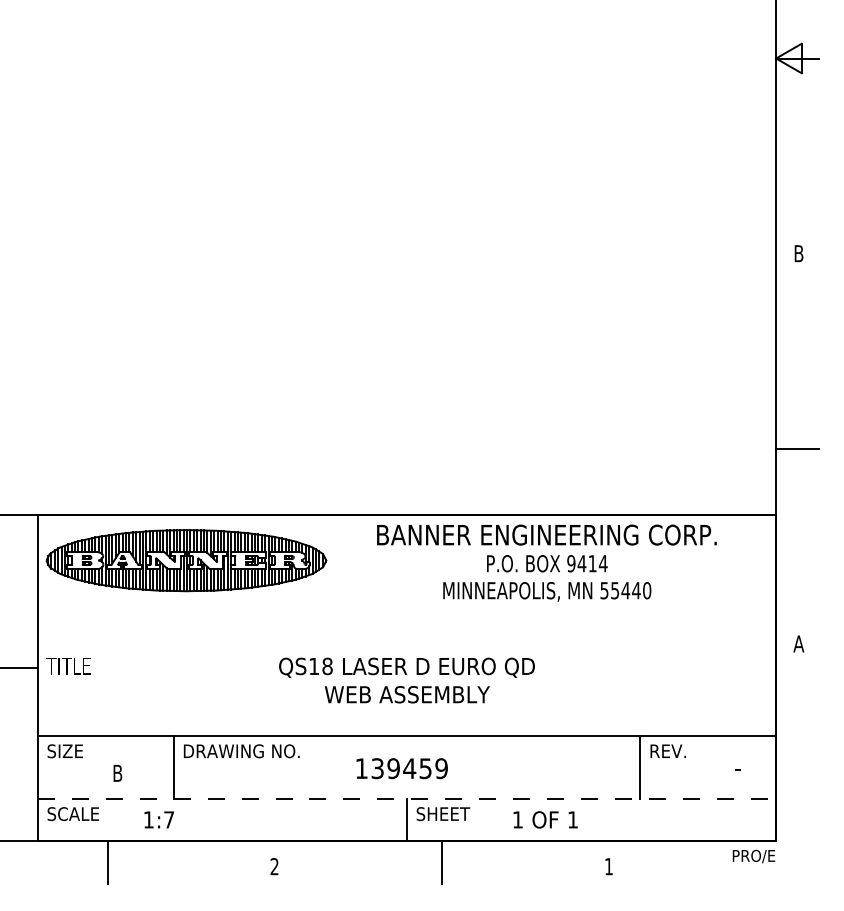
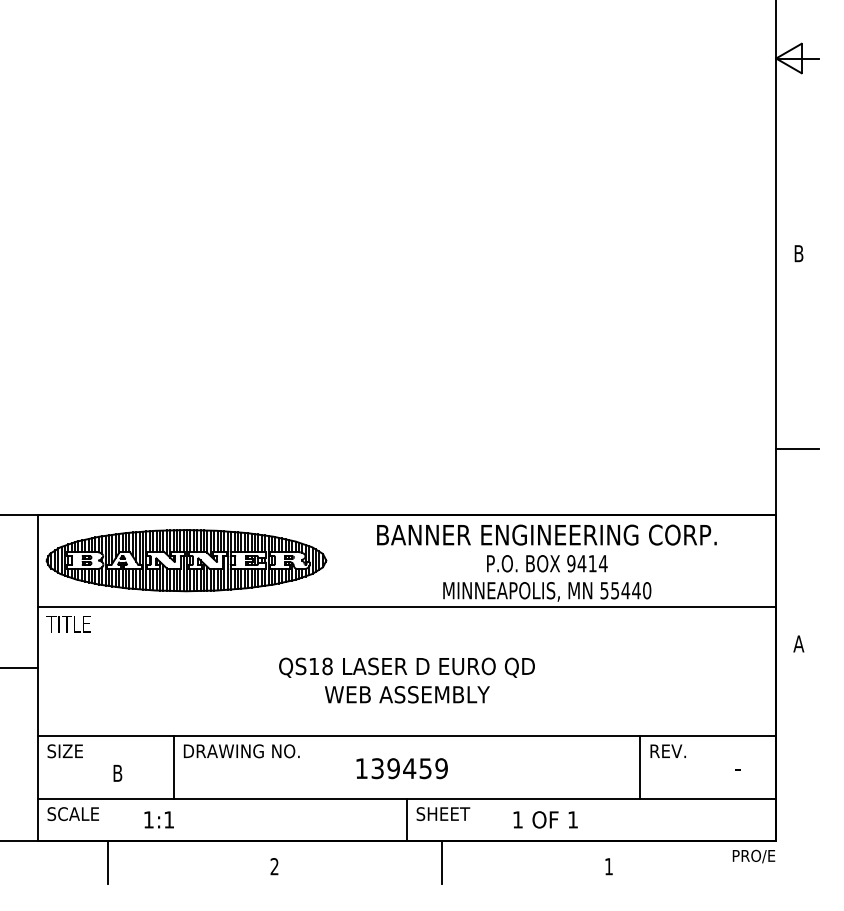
line: none -> present (406, 607)
text position: (68, 666) -> (68, 624) (68, 624)
line: dashed -> solid (407, 798)
text: 1:7 -> 1:1 (168, 819)
